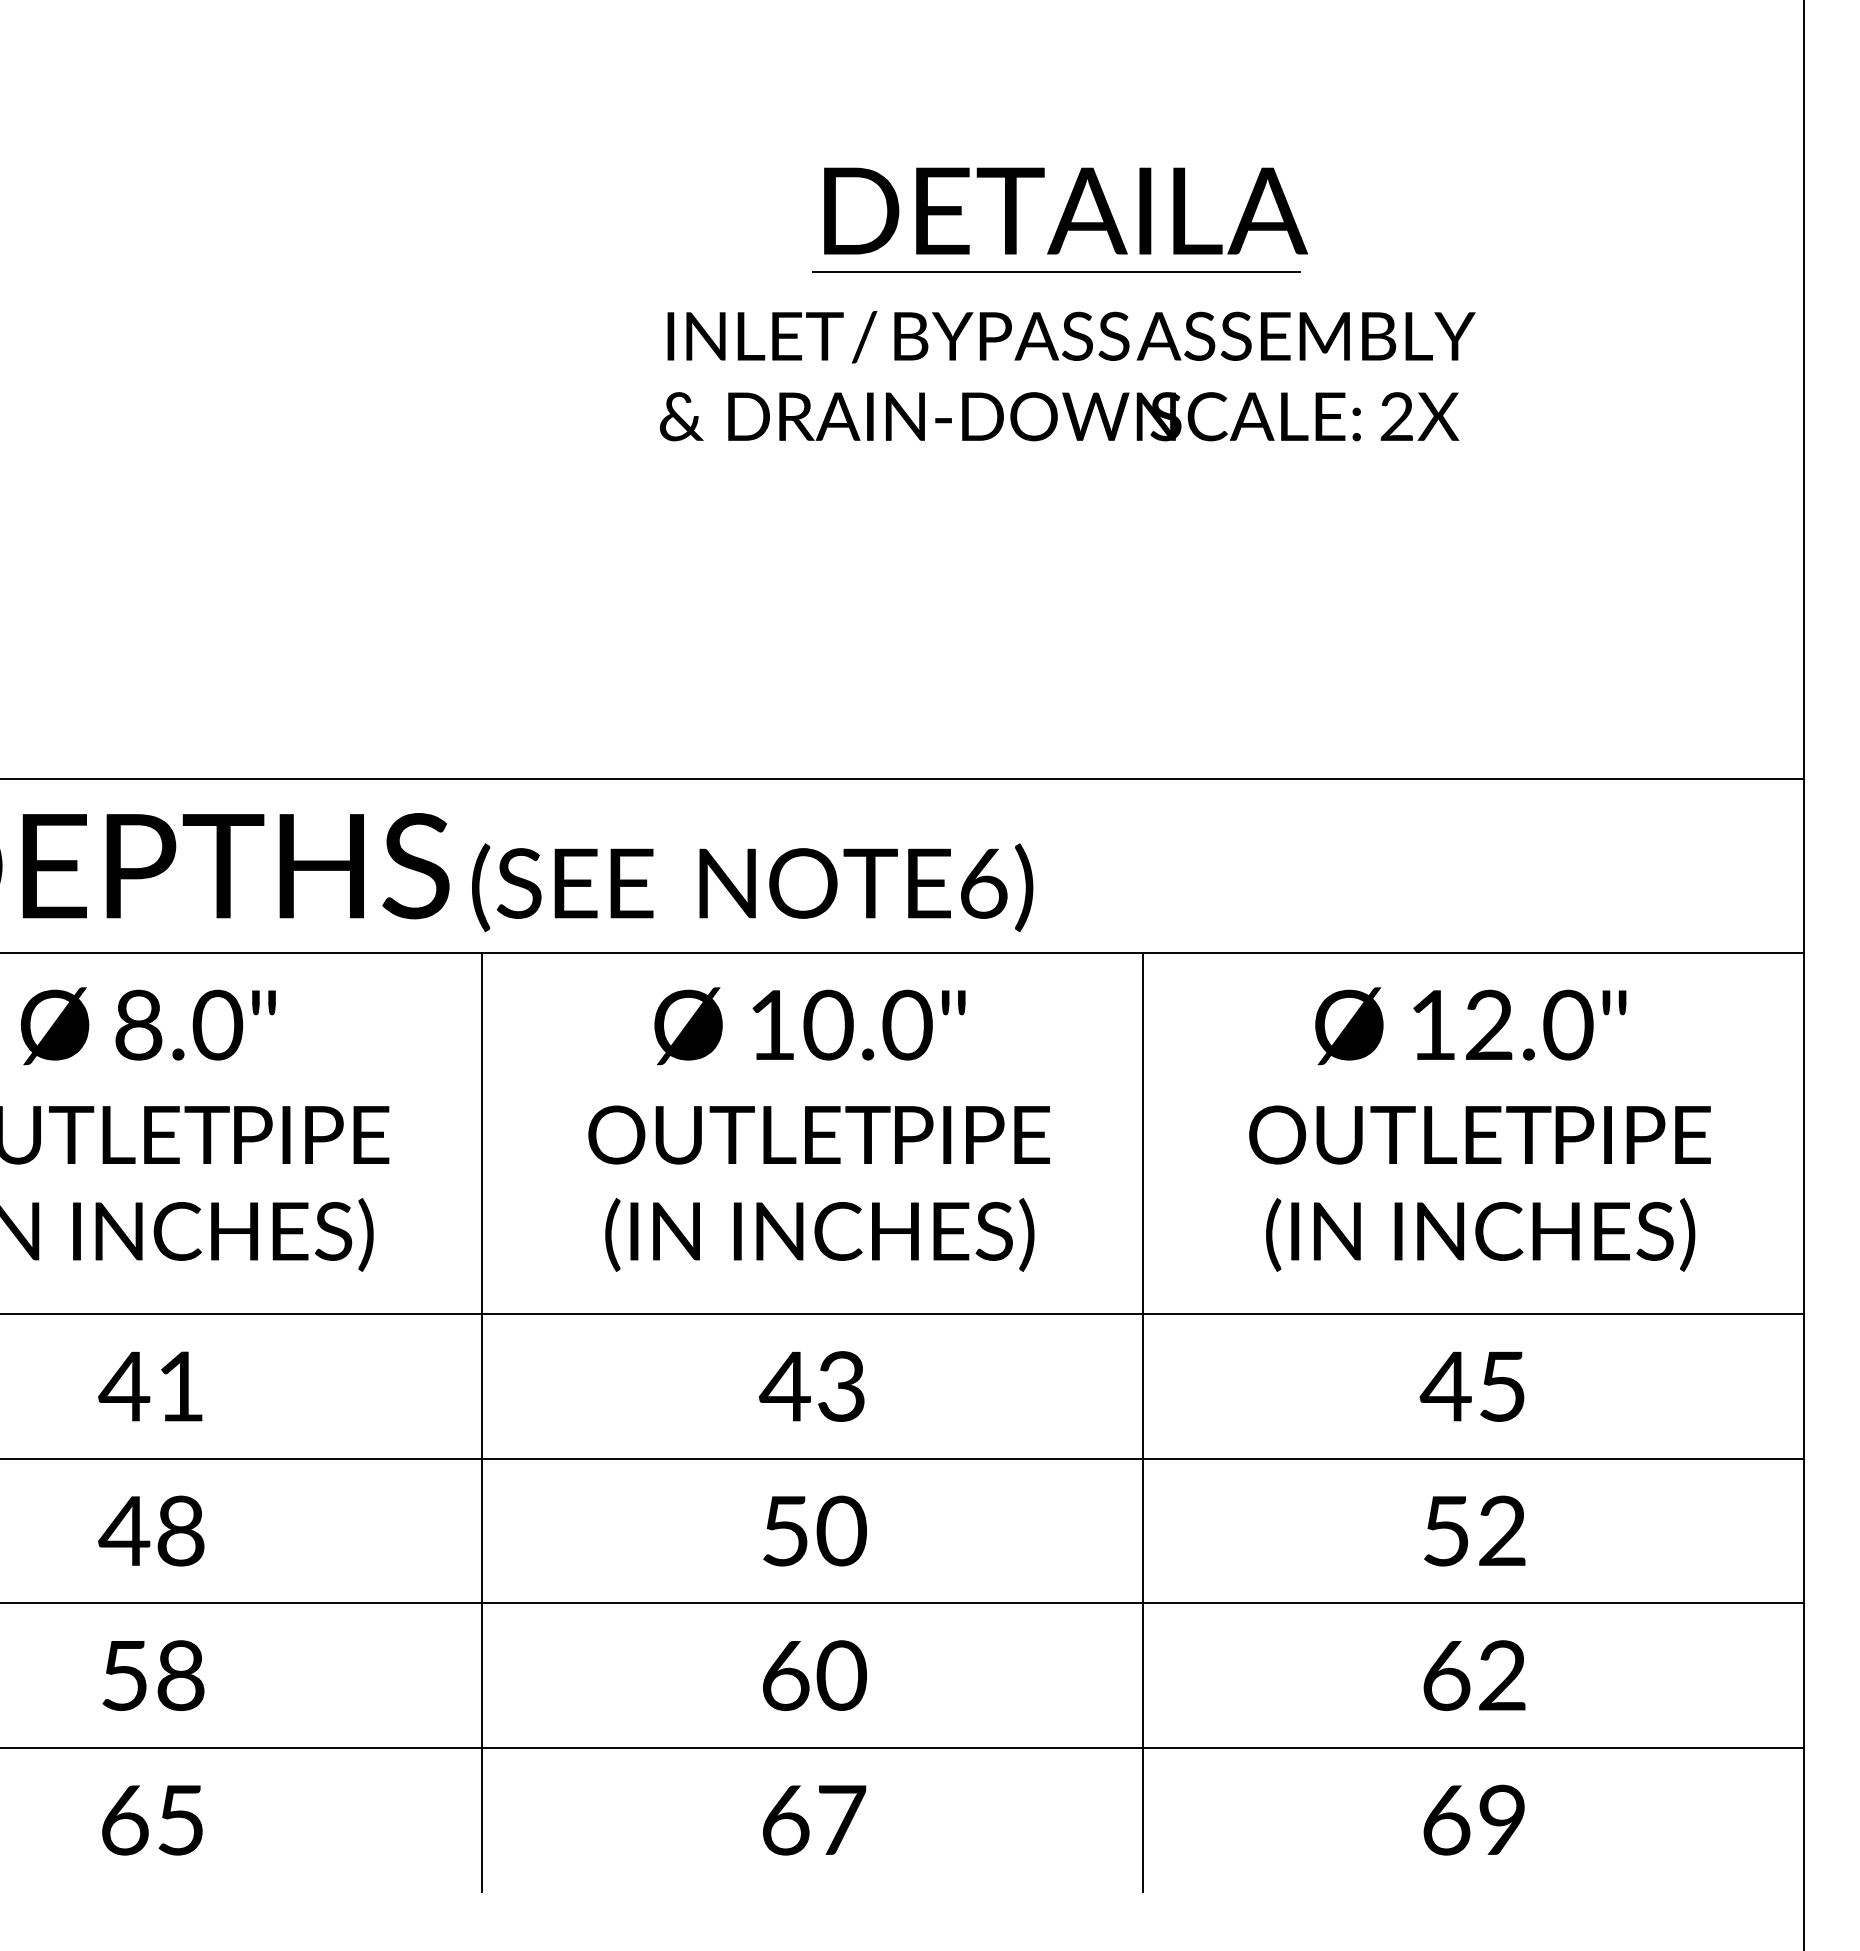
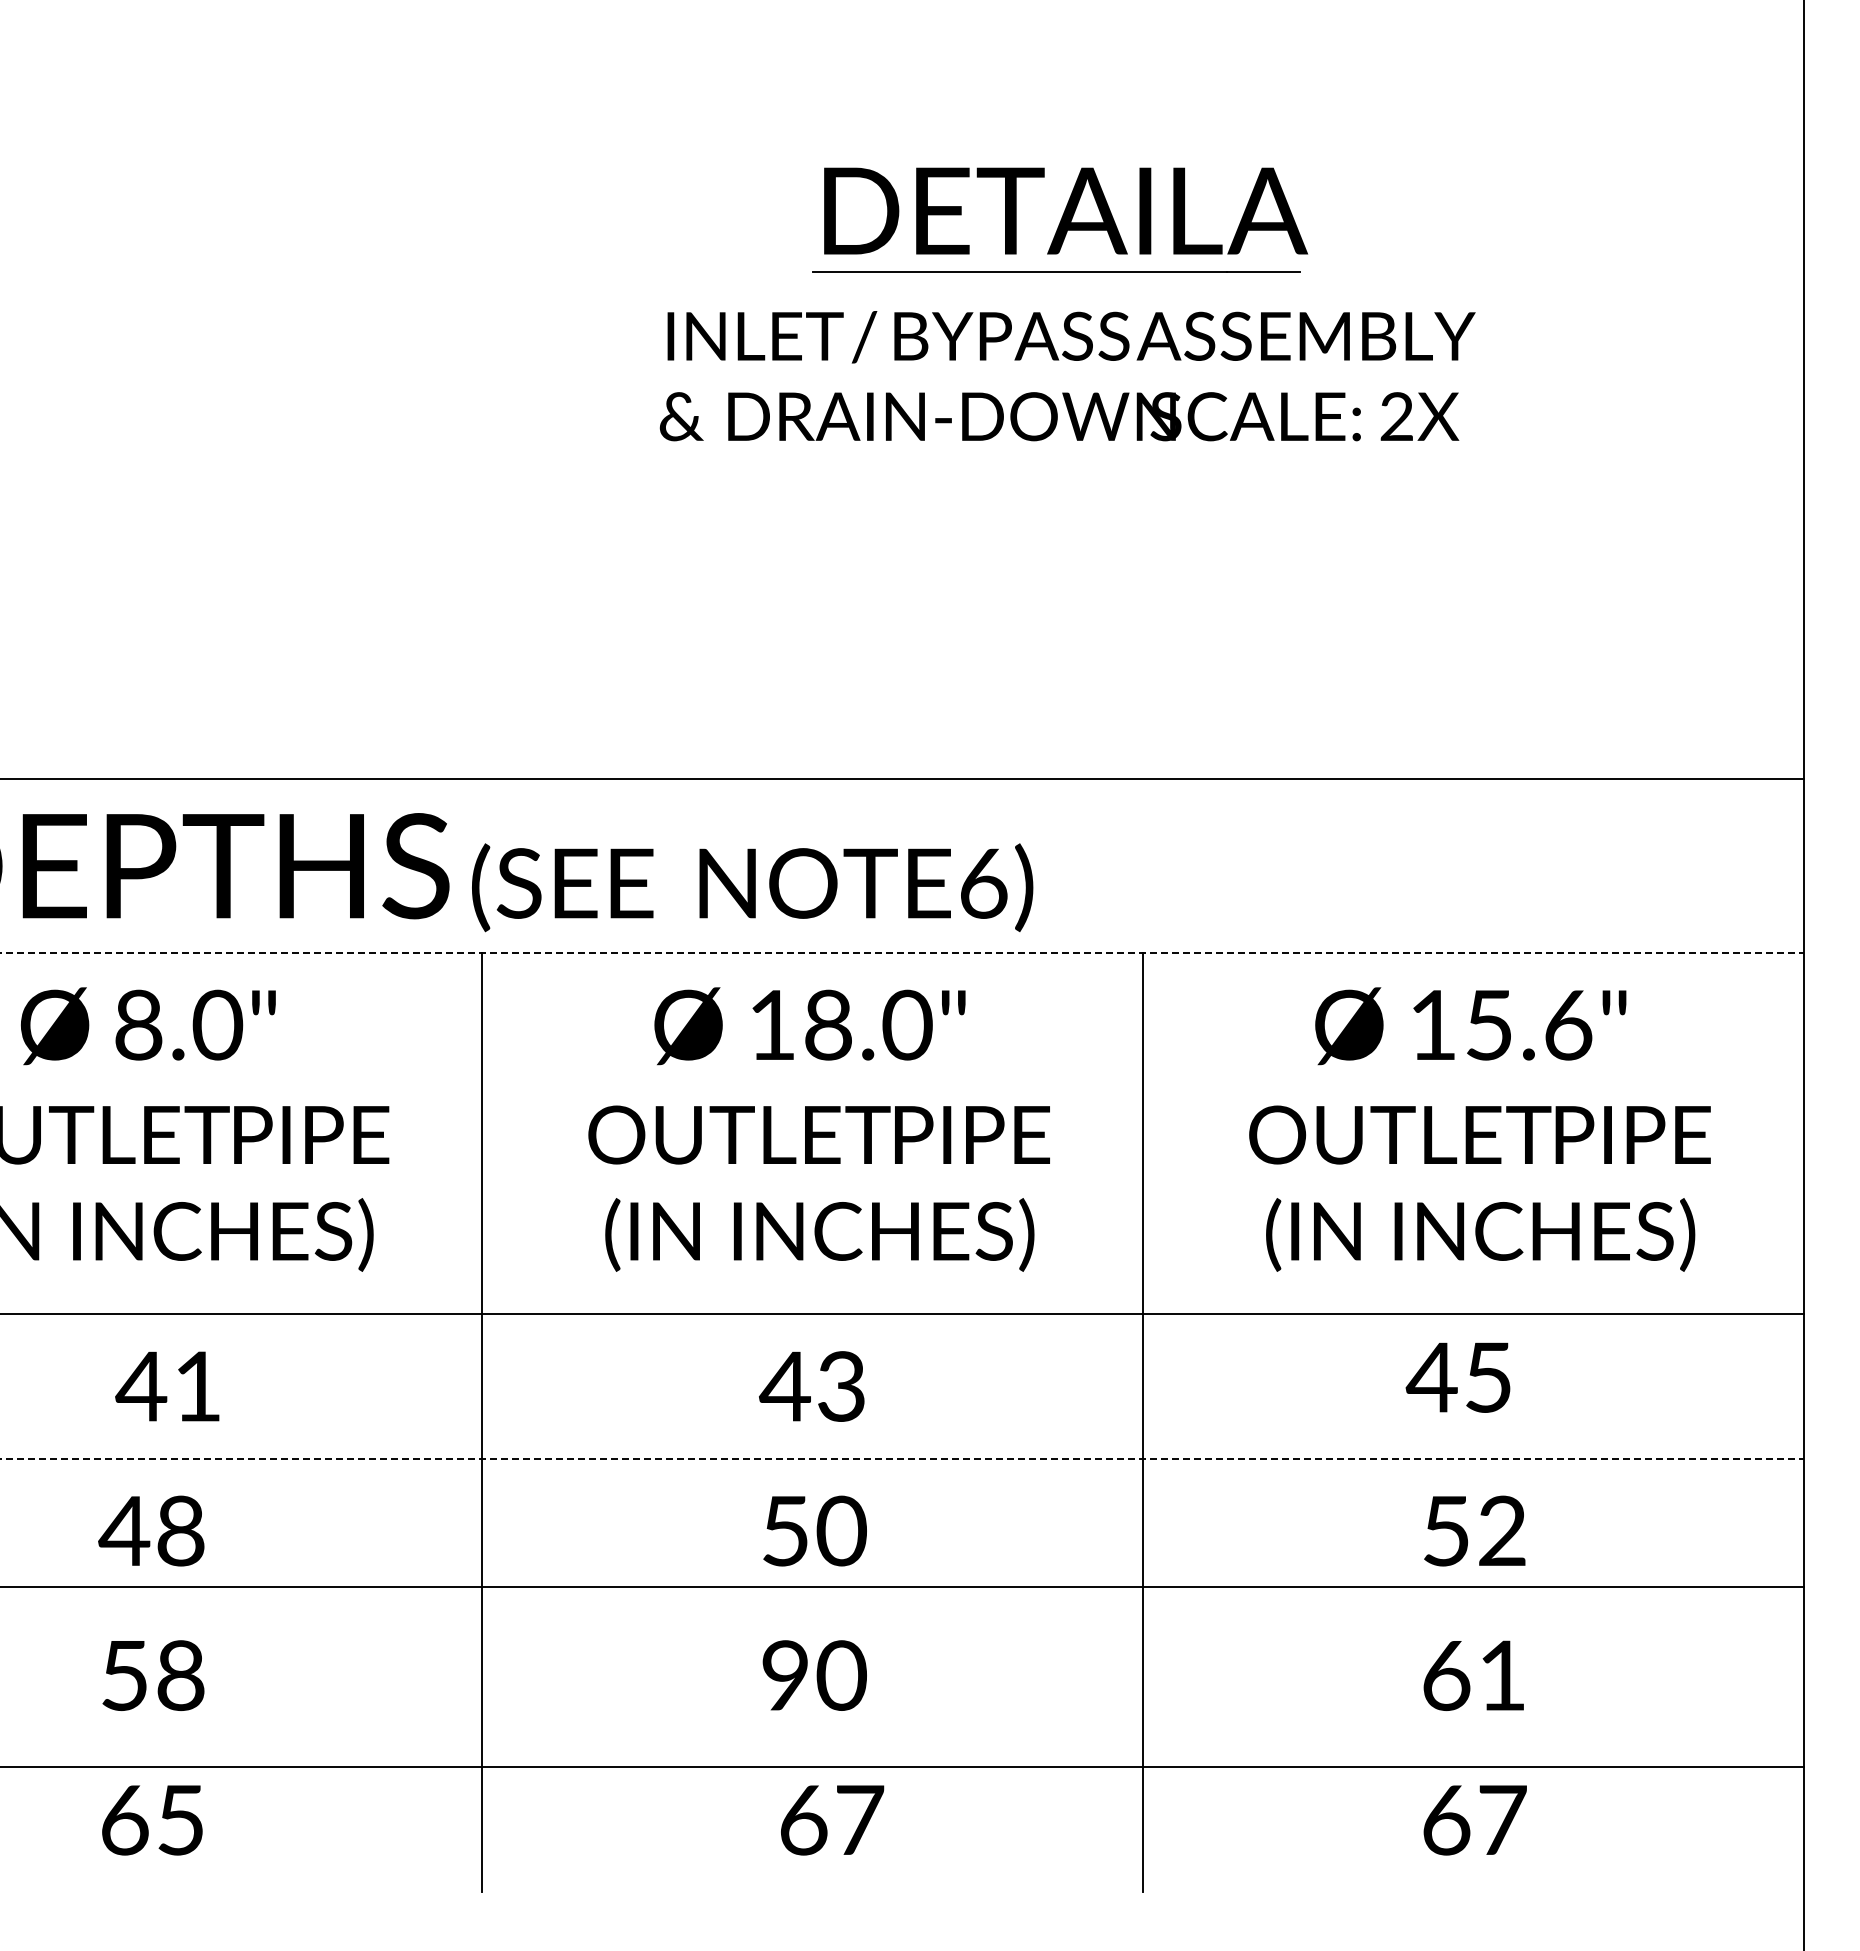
line: solid -> dashed (902, 952)
text: 12.0" -> 15.6" (1529, 1024)
text: 10.0" -> 18.0" (828, 1025)
text position: (150, 1386) -> (167, 1386) (167, 1386)
text position: (1471, 1386) -> (1457, 1377) (1457, 1377)
line: solid -> dashed (902, 1458)
line position: (903, 1603) -> (903, 1587) (903, 1587)
text: 60 -> 90 (785, 1675)
text: 62 -> 61 (1502, 1675)
line position: (903, 1747) -> (903, 1766) (903, 1766)
text: 69 -> 67 (1502, 1819)
text position: (814, 1820) -> (832, 1820) (832, 1820)
